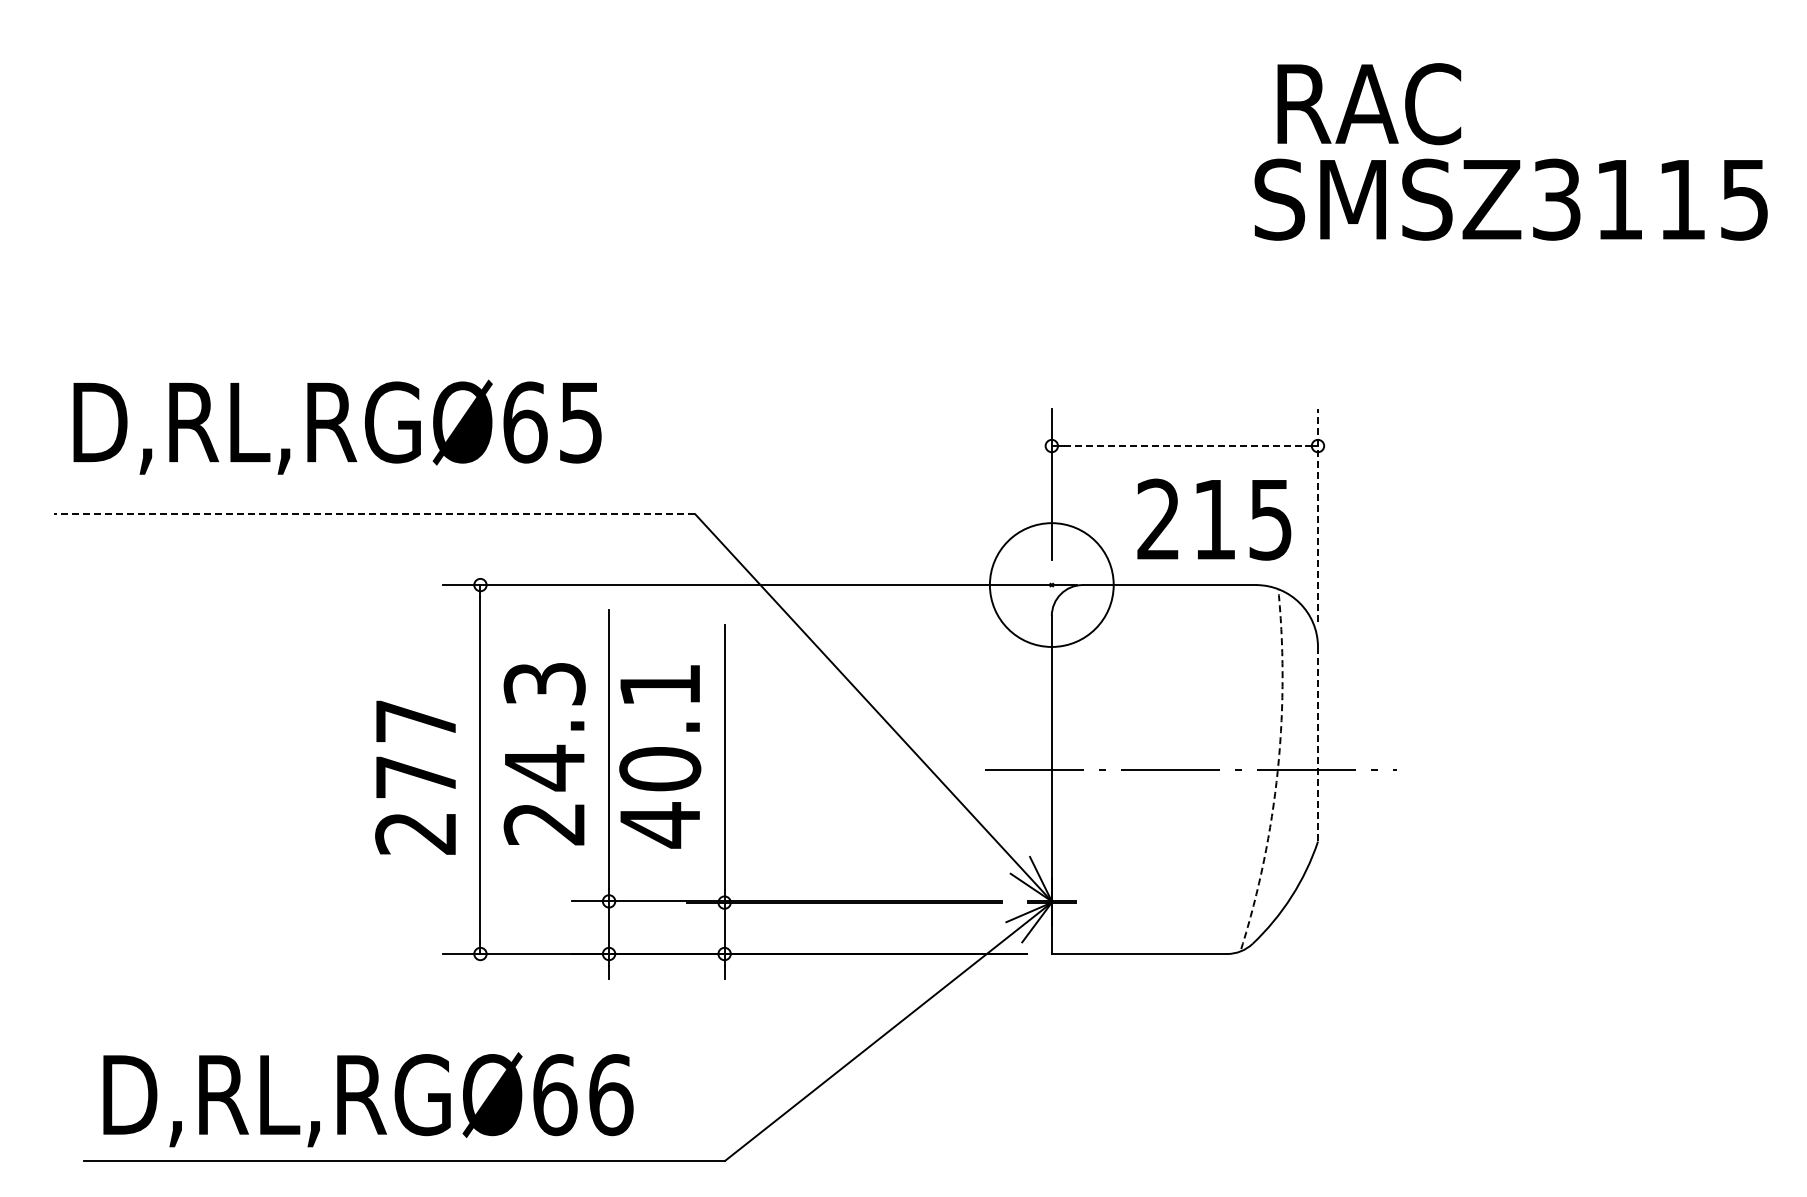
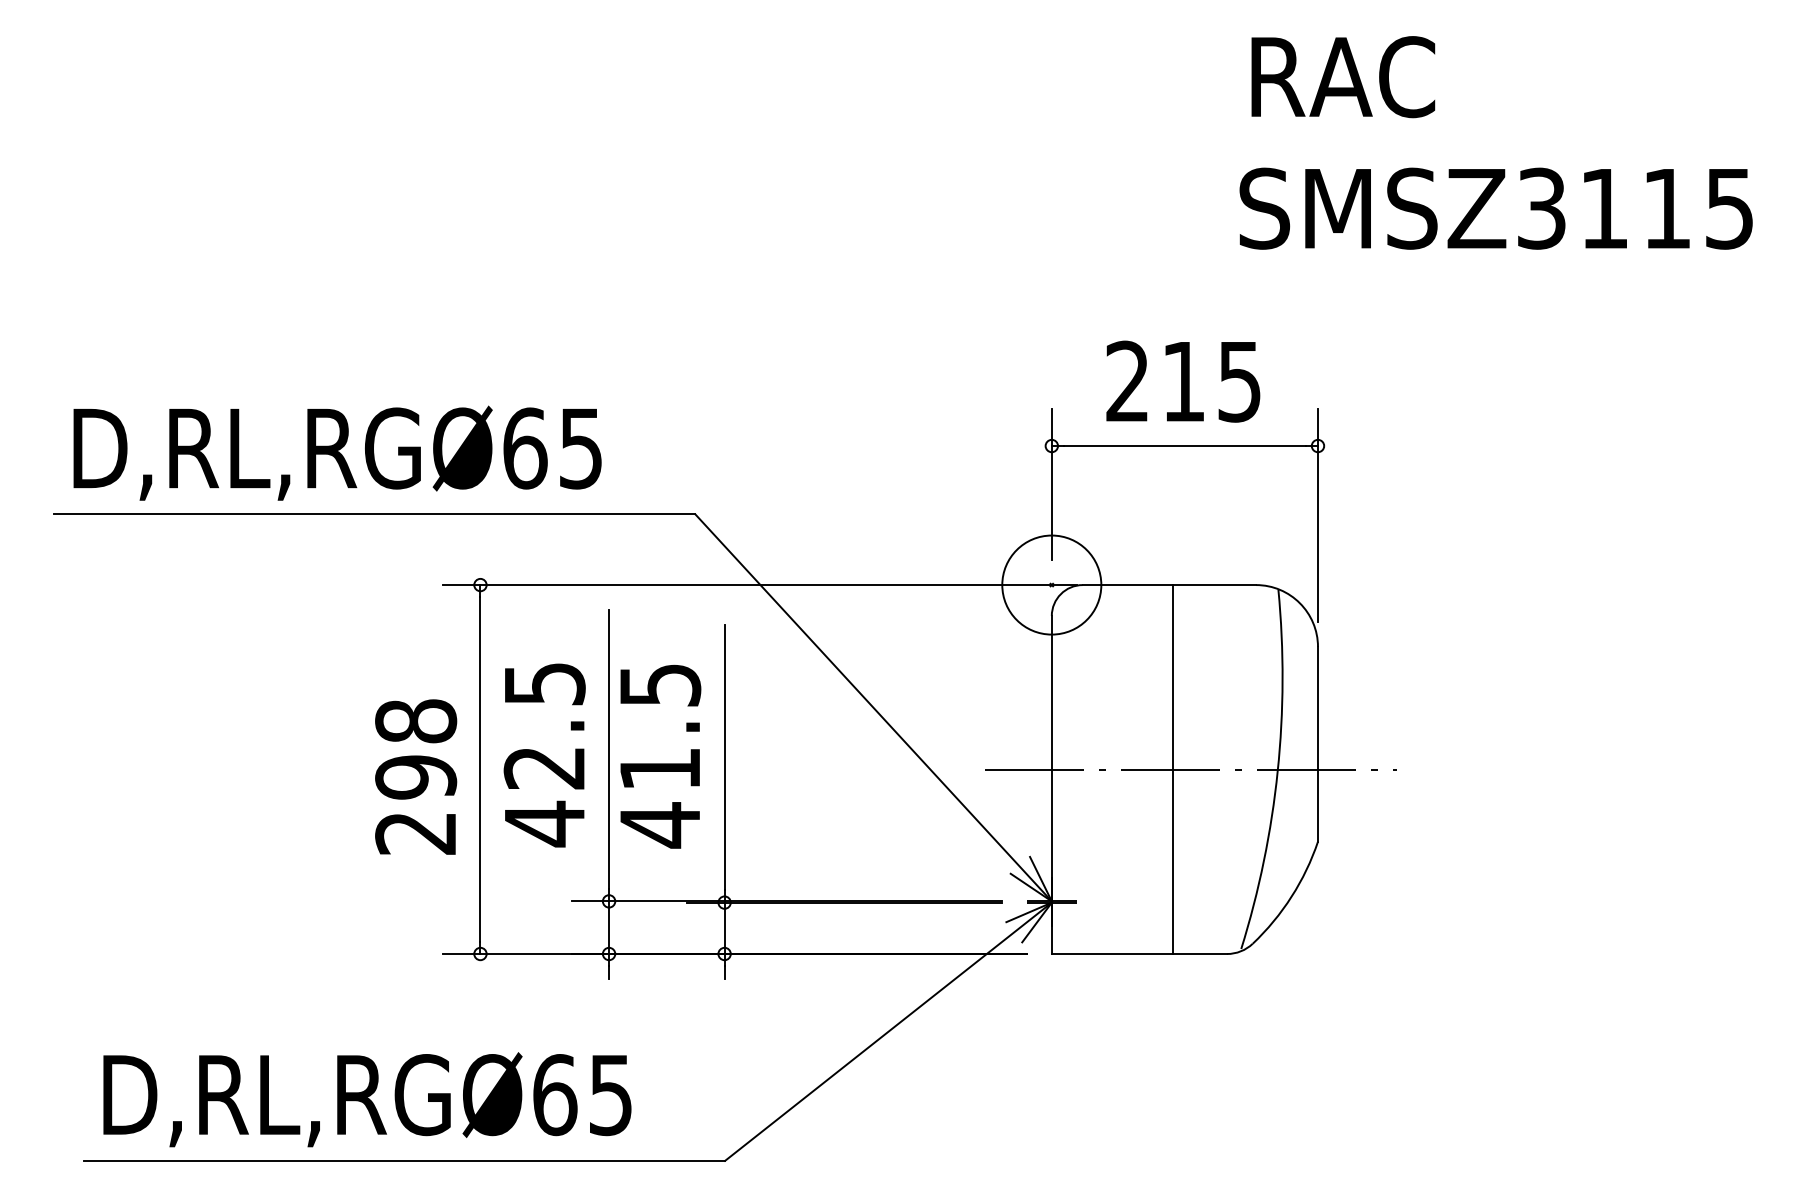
text position: (1369, 104) -> (1343, 77) (1343, 77)
text position: (1510, 199) -> (1495, 208) (1495, 208)
text position: (337, 426) -> (337, 452) (337, 452)
line: dashed -> solid (1184, 446)
line: dashed -> solid (374, 514)
line: dashed -> solid (1318, 515)
text position: (1214, 519) -> (1183, 381) (1183, 381)
circle diameter: 124 px -> 99 px (1051, 584)
text: 40.1 -> 41.5 (660, 727)
line: dashed -> solid (1318, 744)
text: 277 -> 298 (416, 749)
text: 24.3 -> 42.5 (544, 755)
line: none -> present (1173, 769)
arc: dashed -> solid (1277, 771)
text: D,RL,RGØ66 -> D,RL,RGØ65 (611, 1095)
